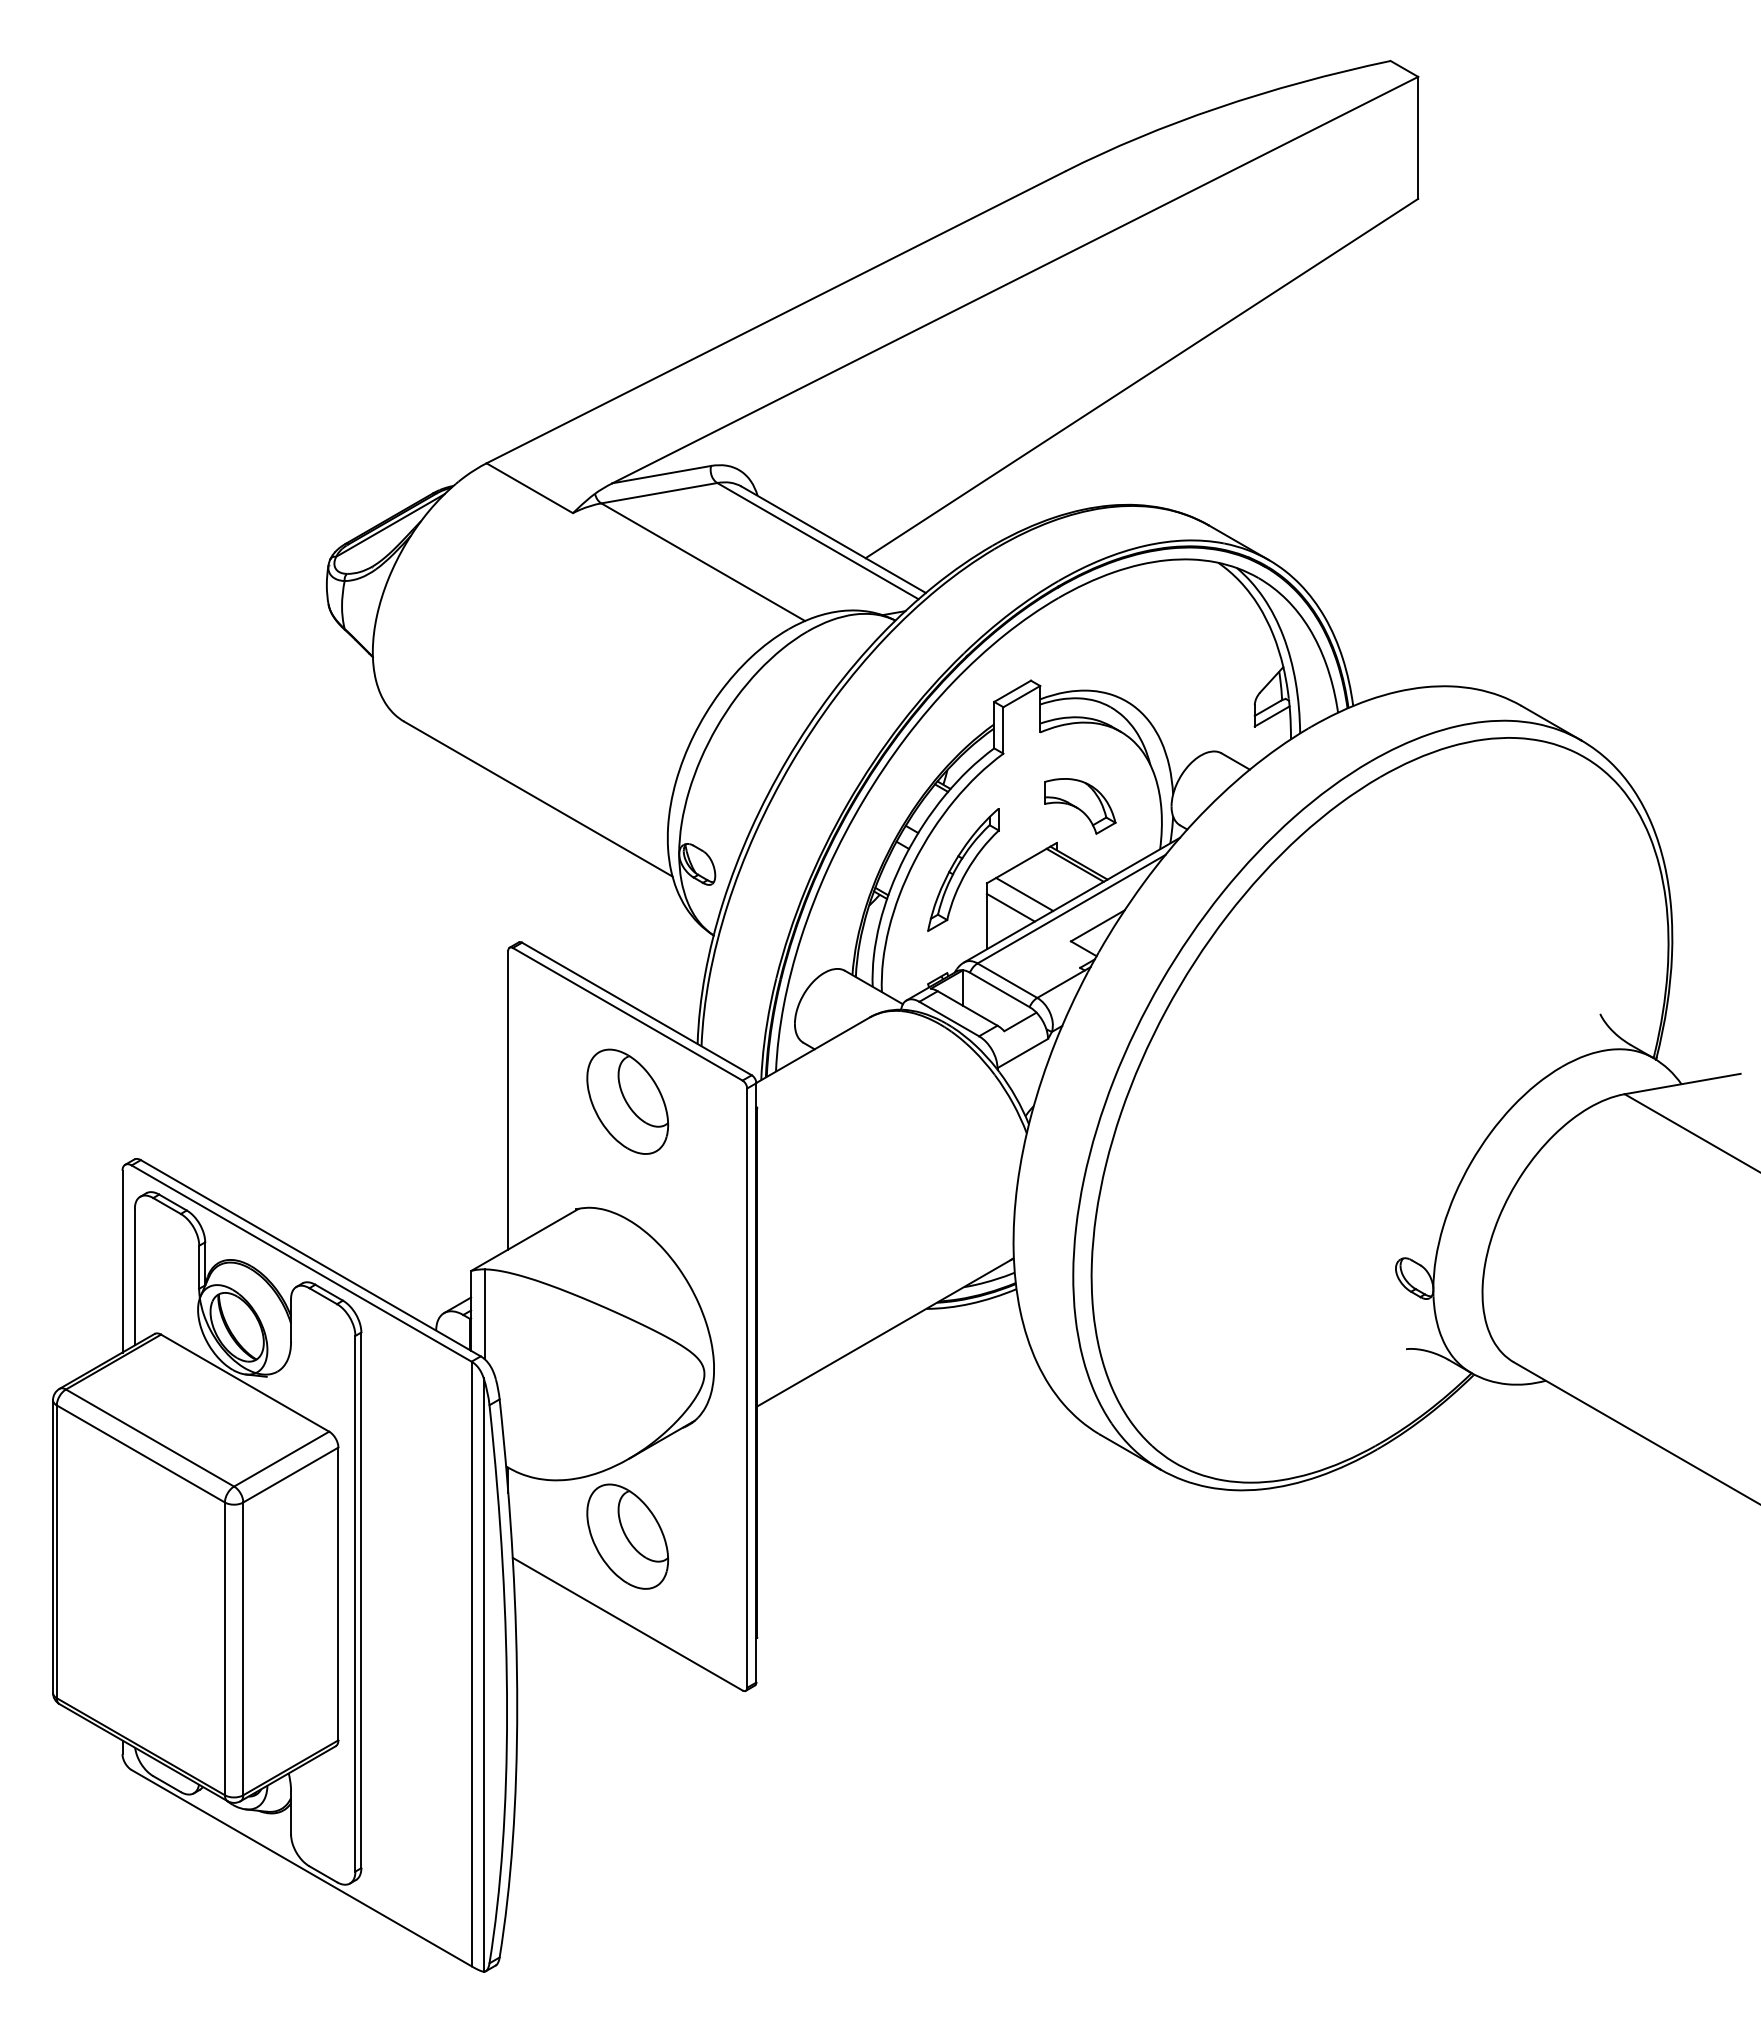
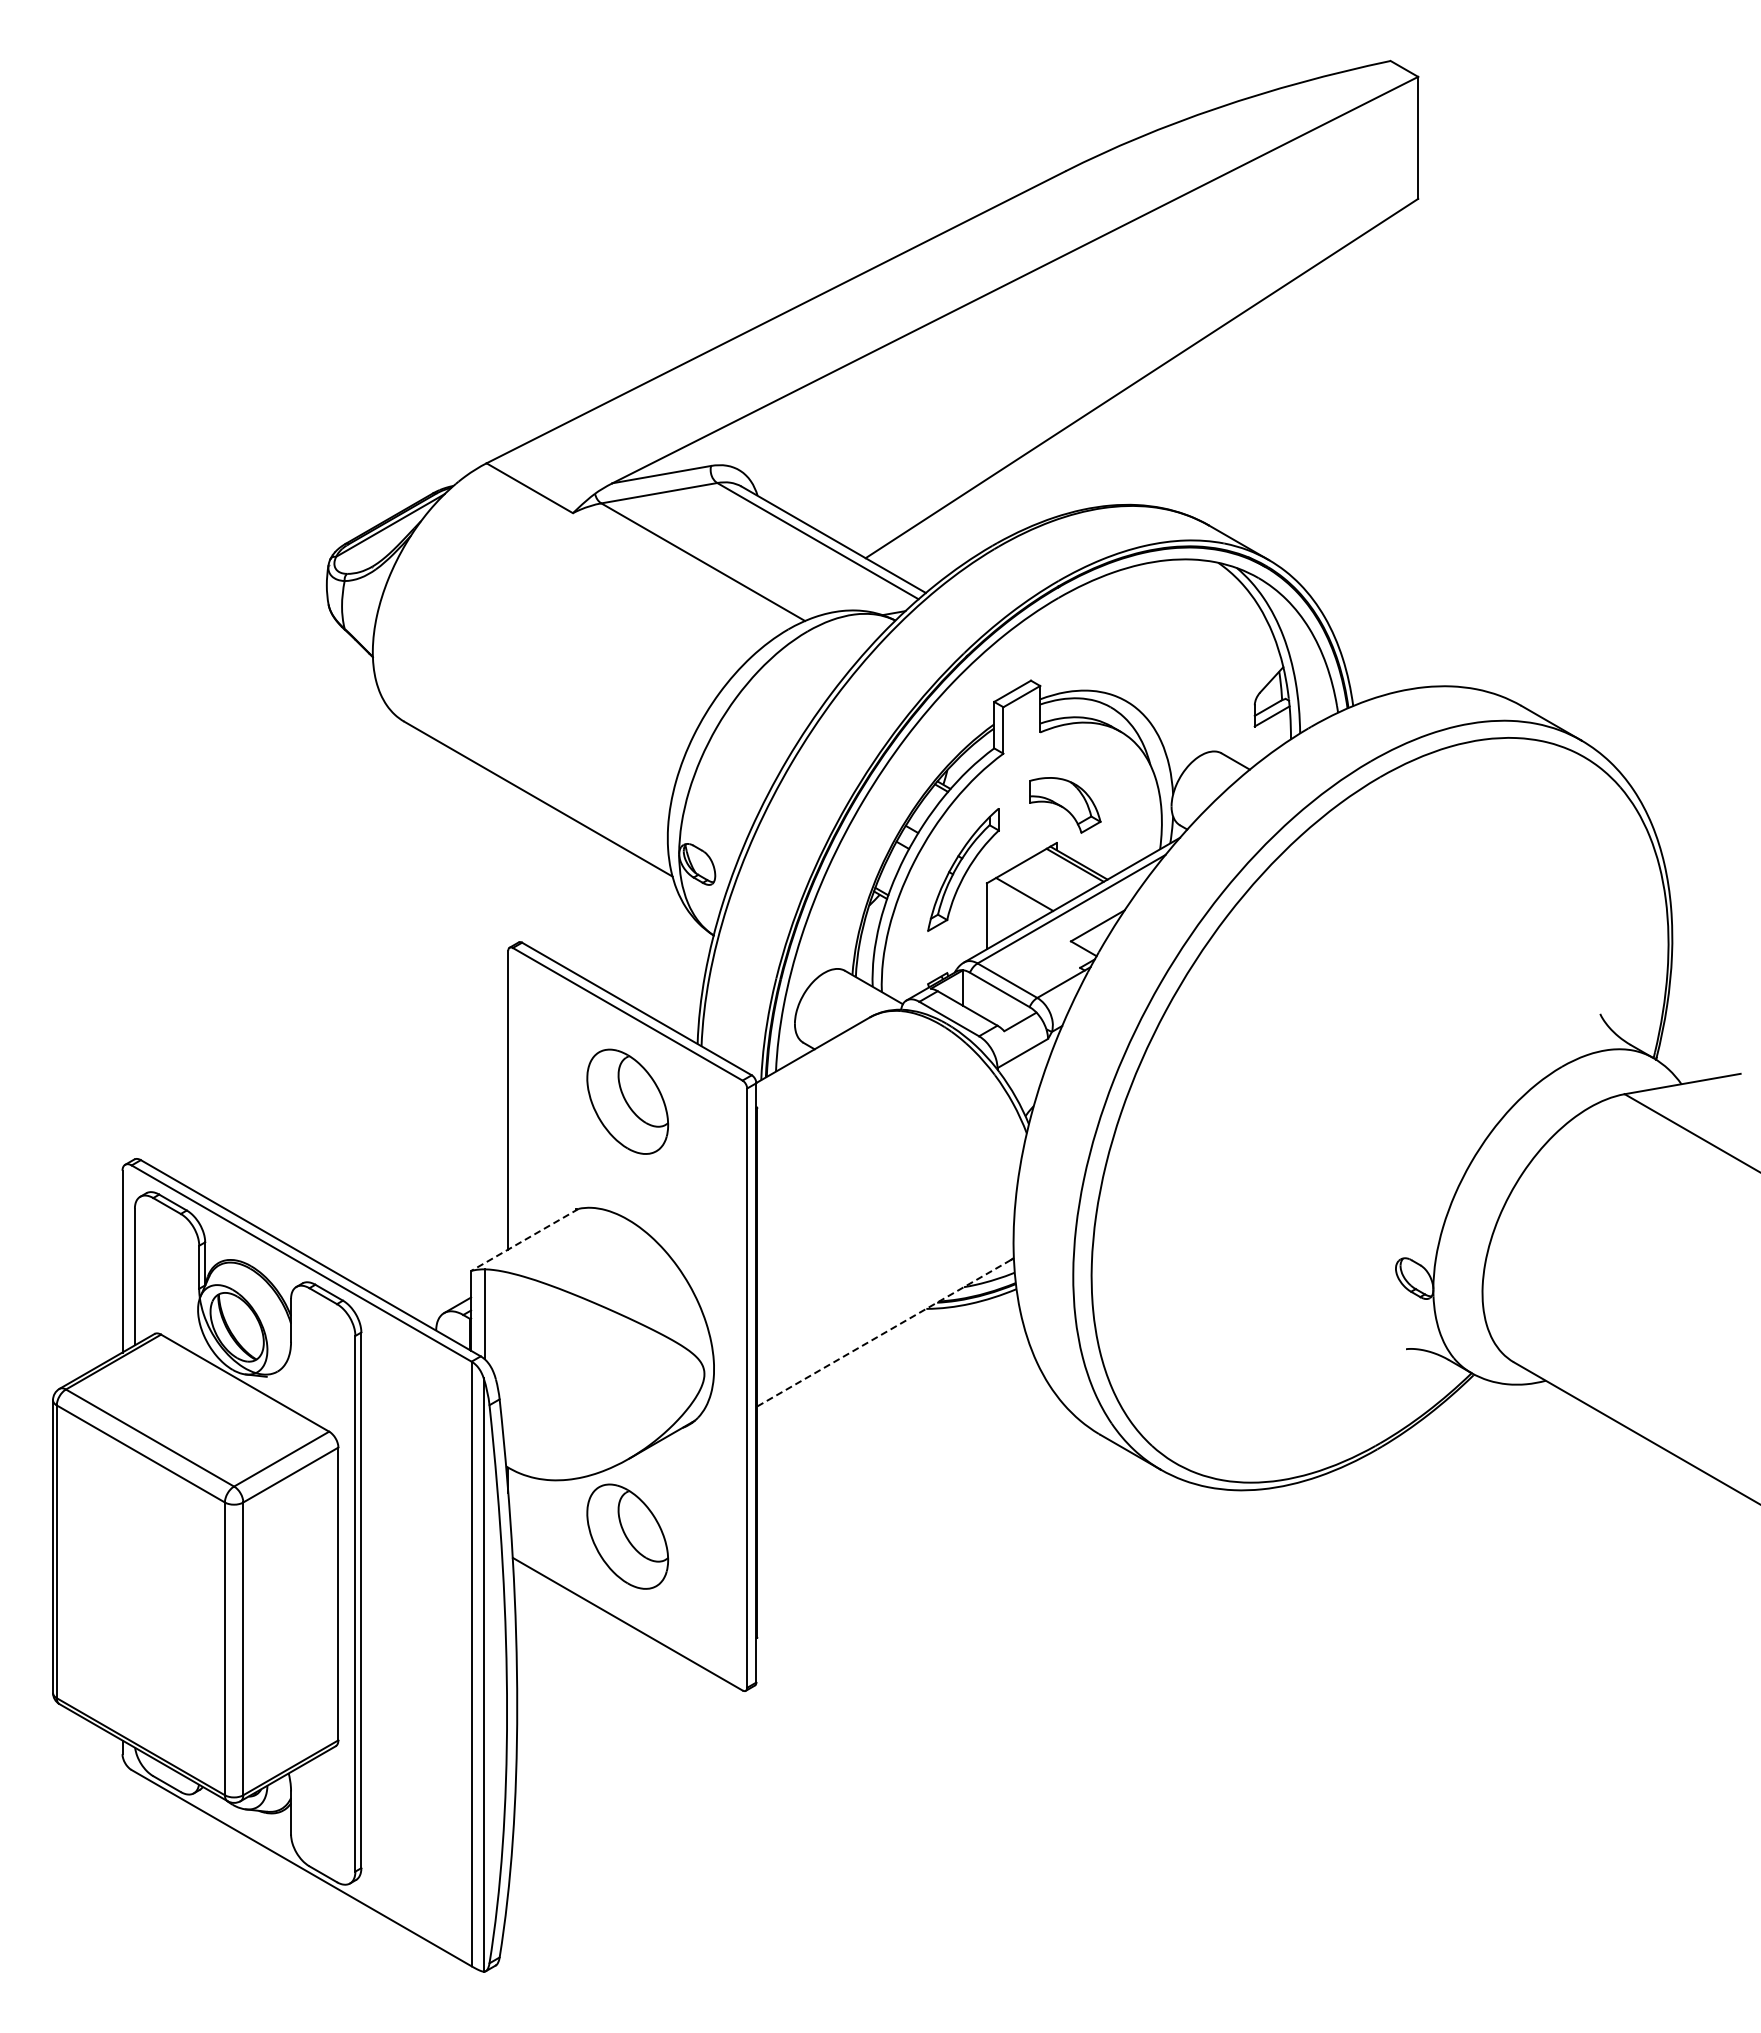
part position: (1080, 806) -> (1065, 805) (1065, 805)
line: present -> none (1010, 907)
line: solid -> dashed (524, 1240)
line: solid -> dashed (884, 1333)
